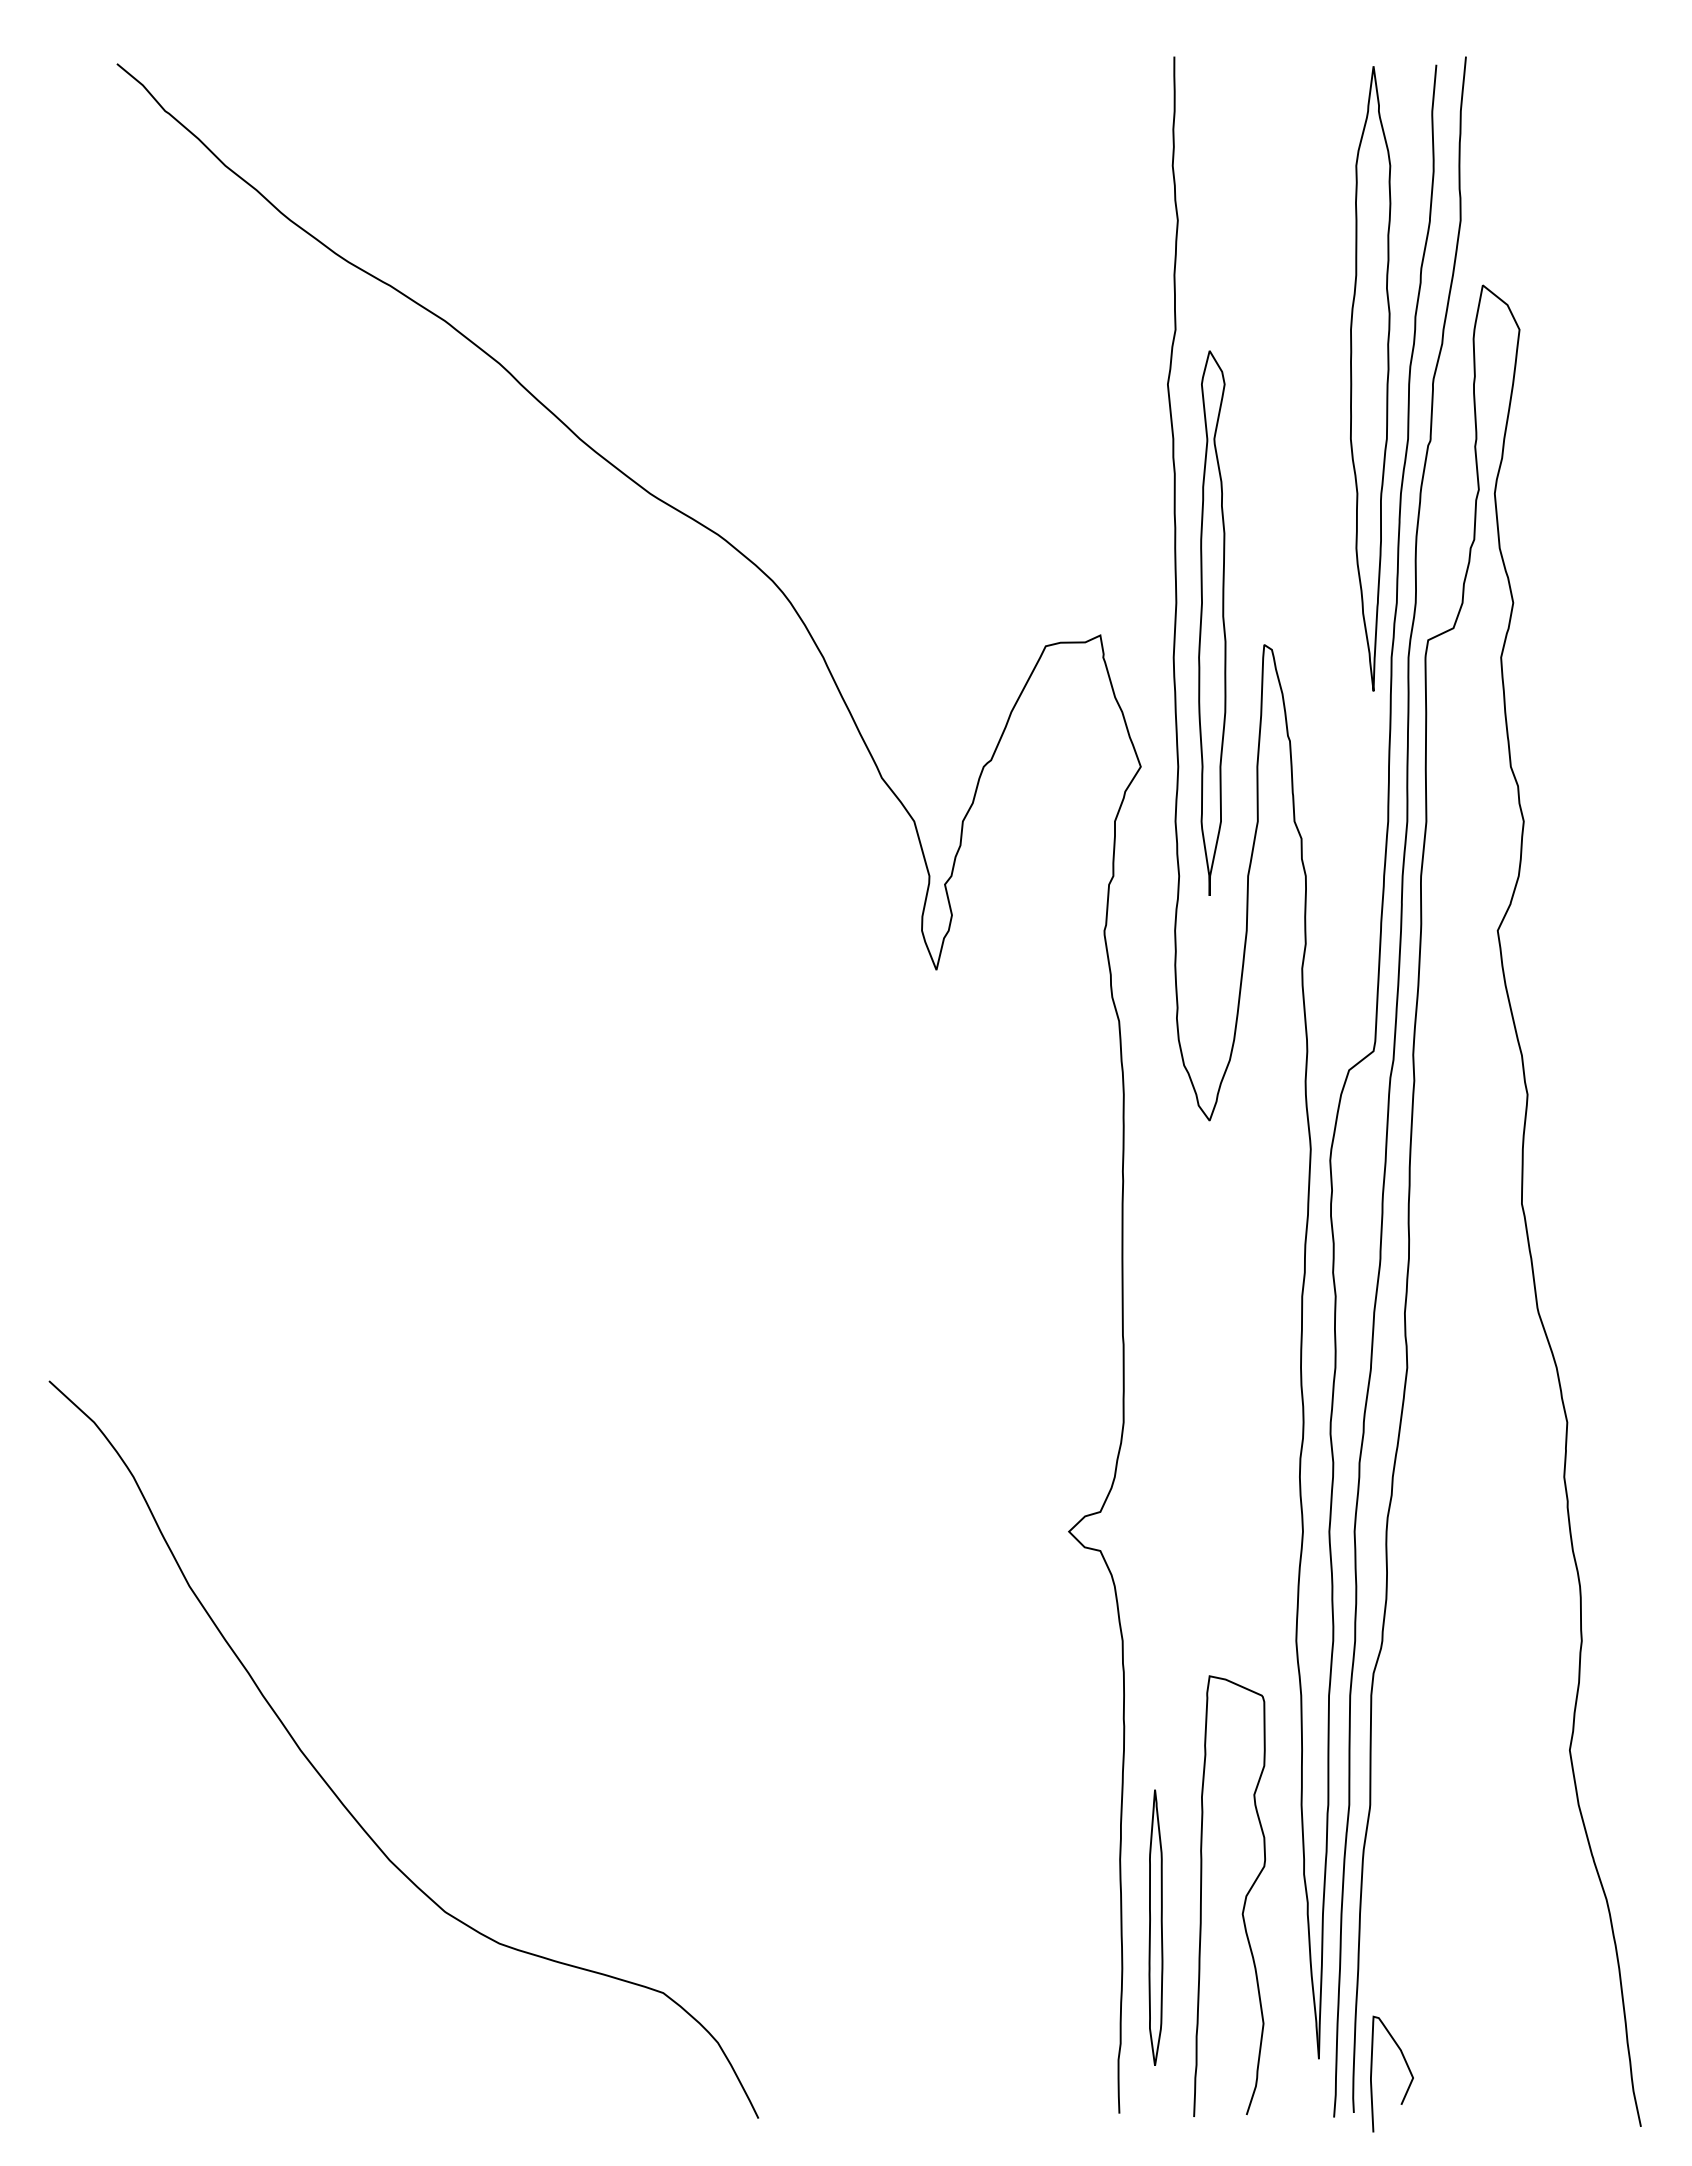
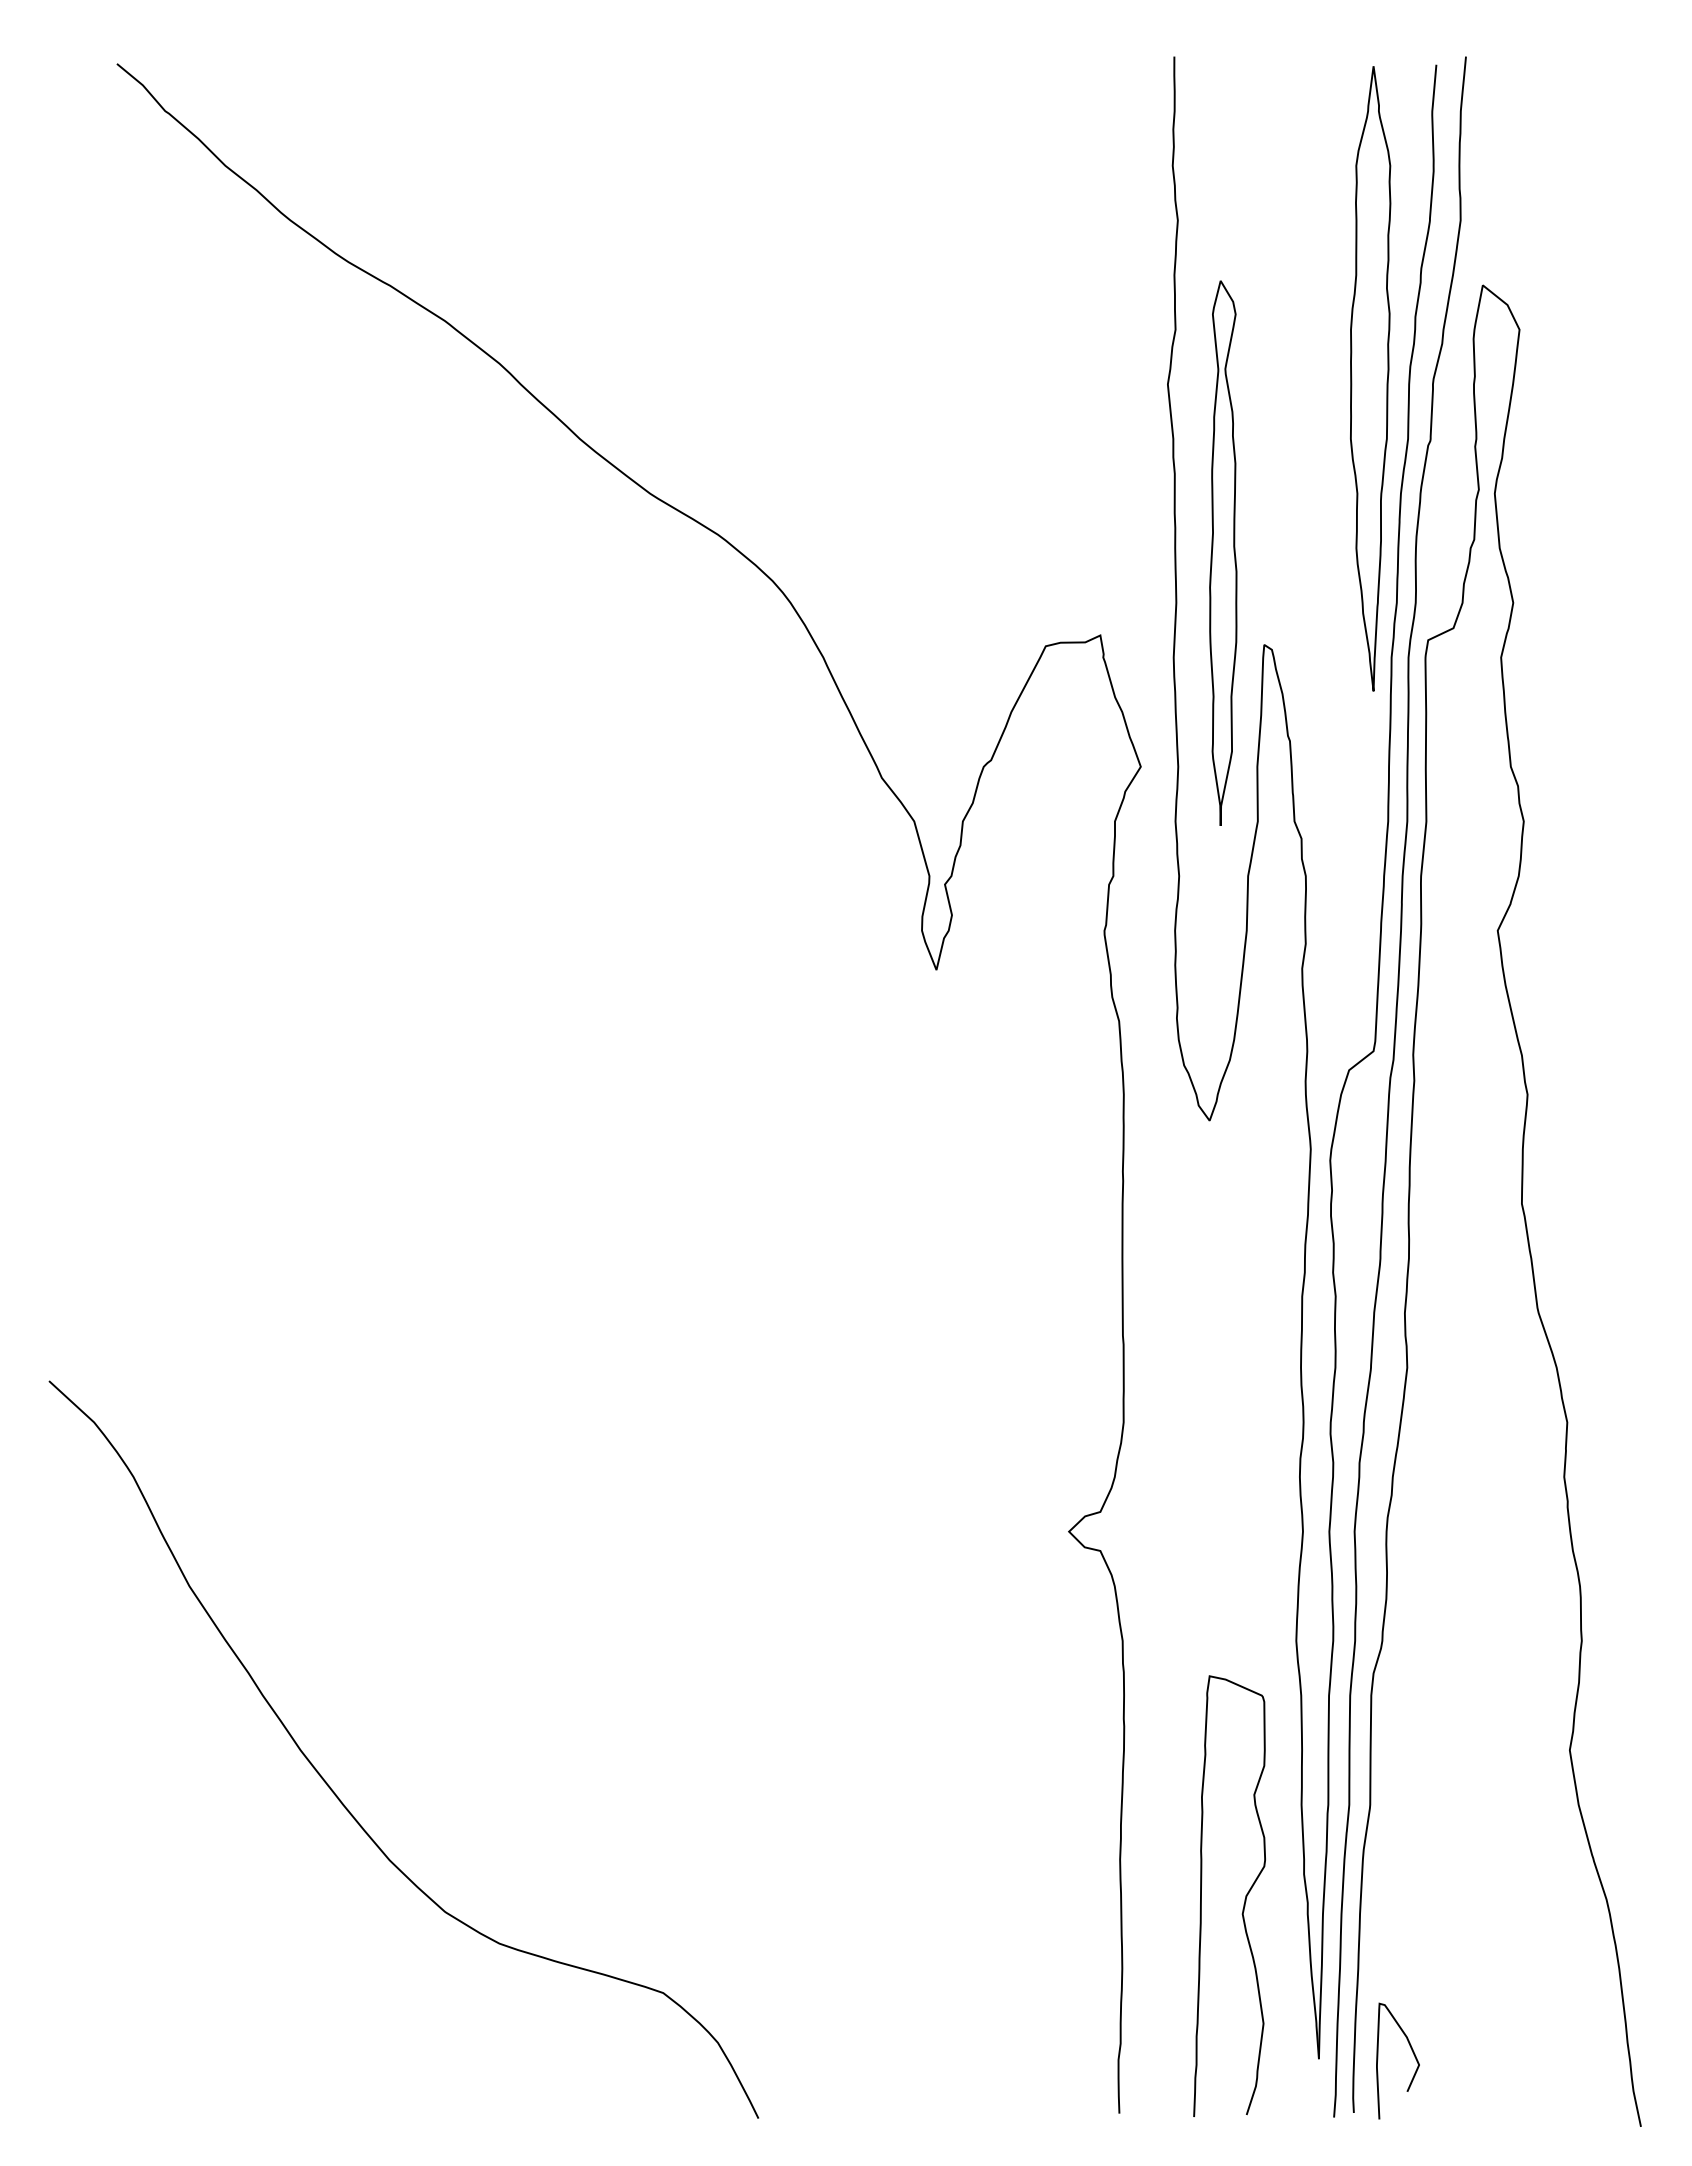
part position: (1212, 622) -> (1223, 552) (1223, 552)
part: present -> none (1155, 1927)
curve position: (1406, 2065) -> (1412, 2052) (1412, 2052)
